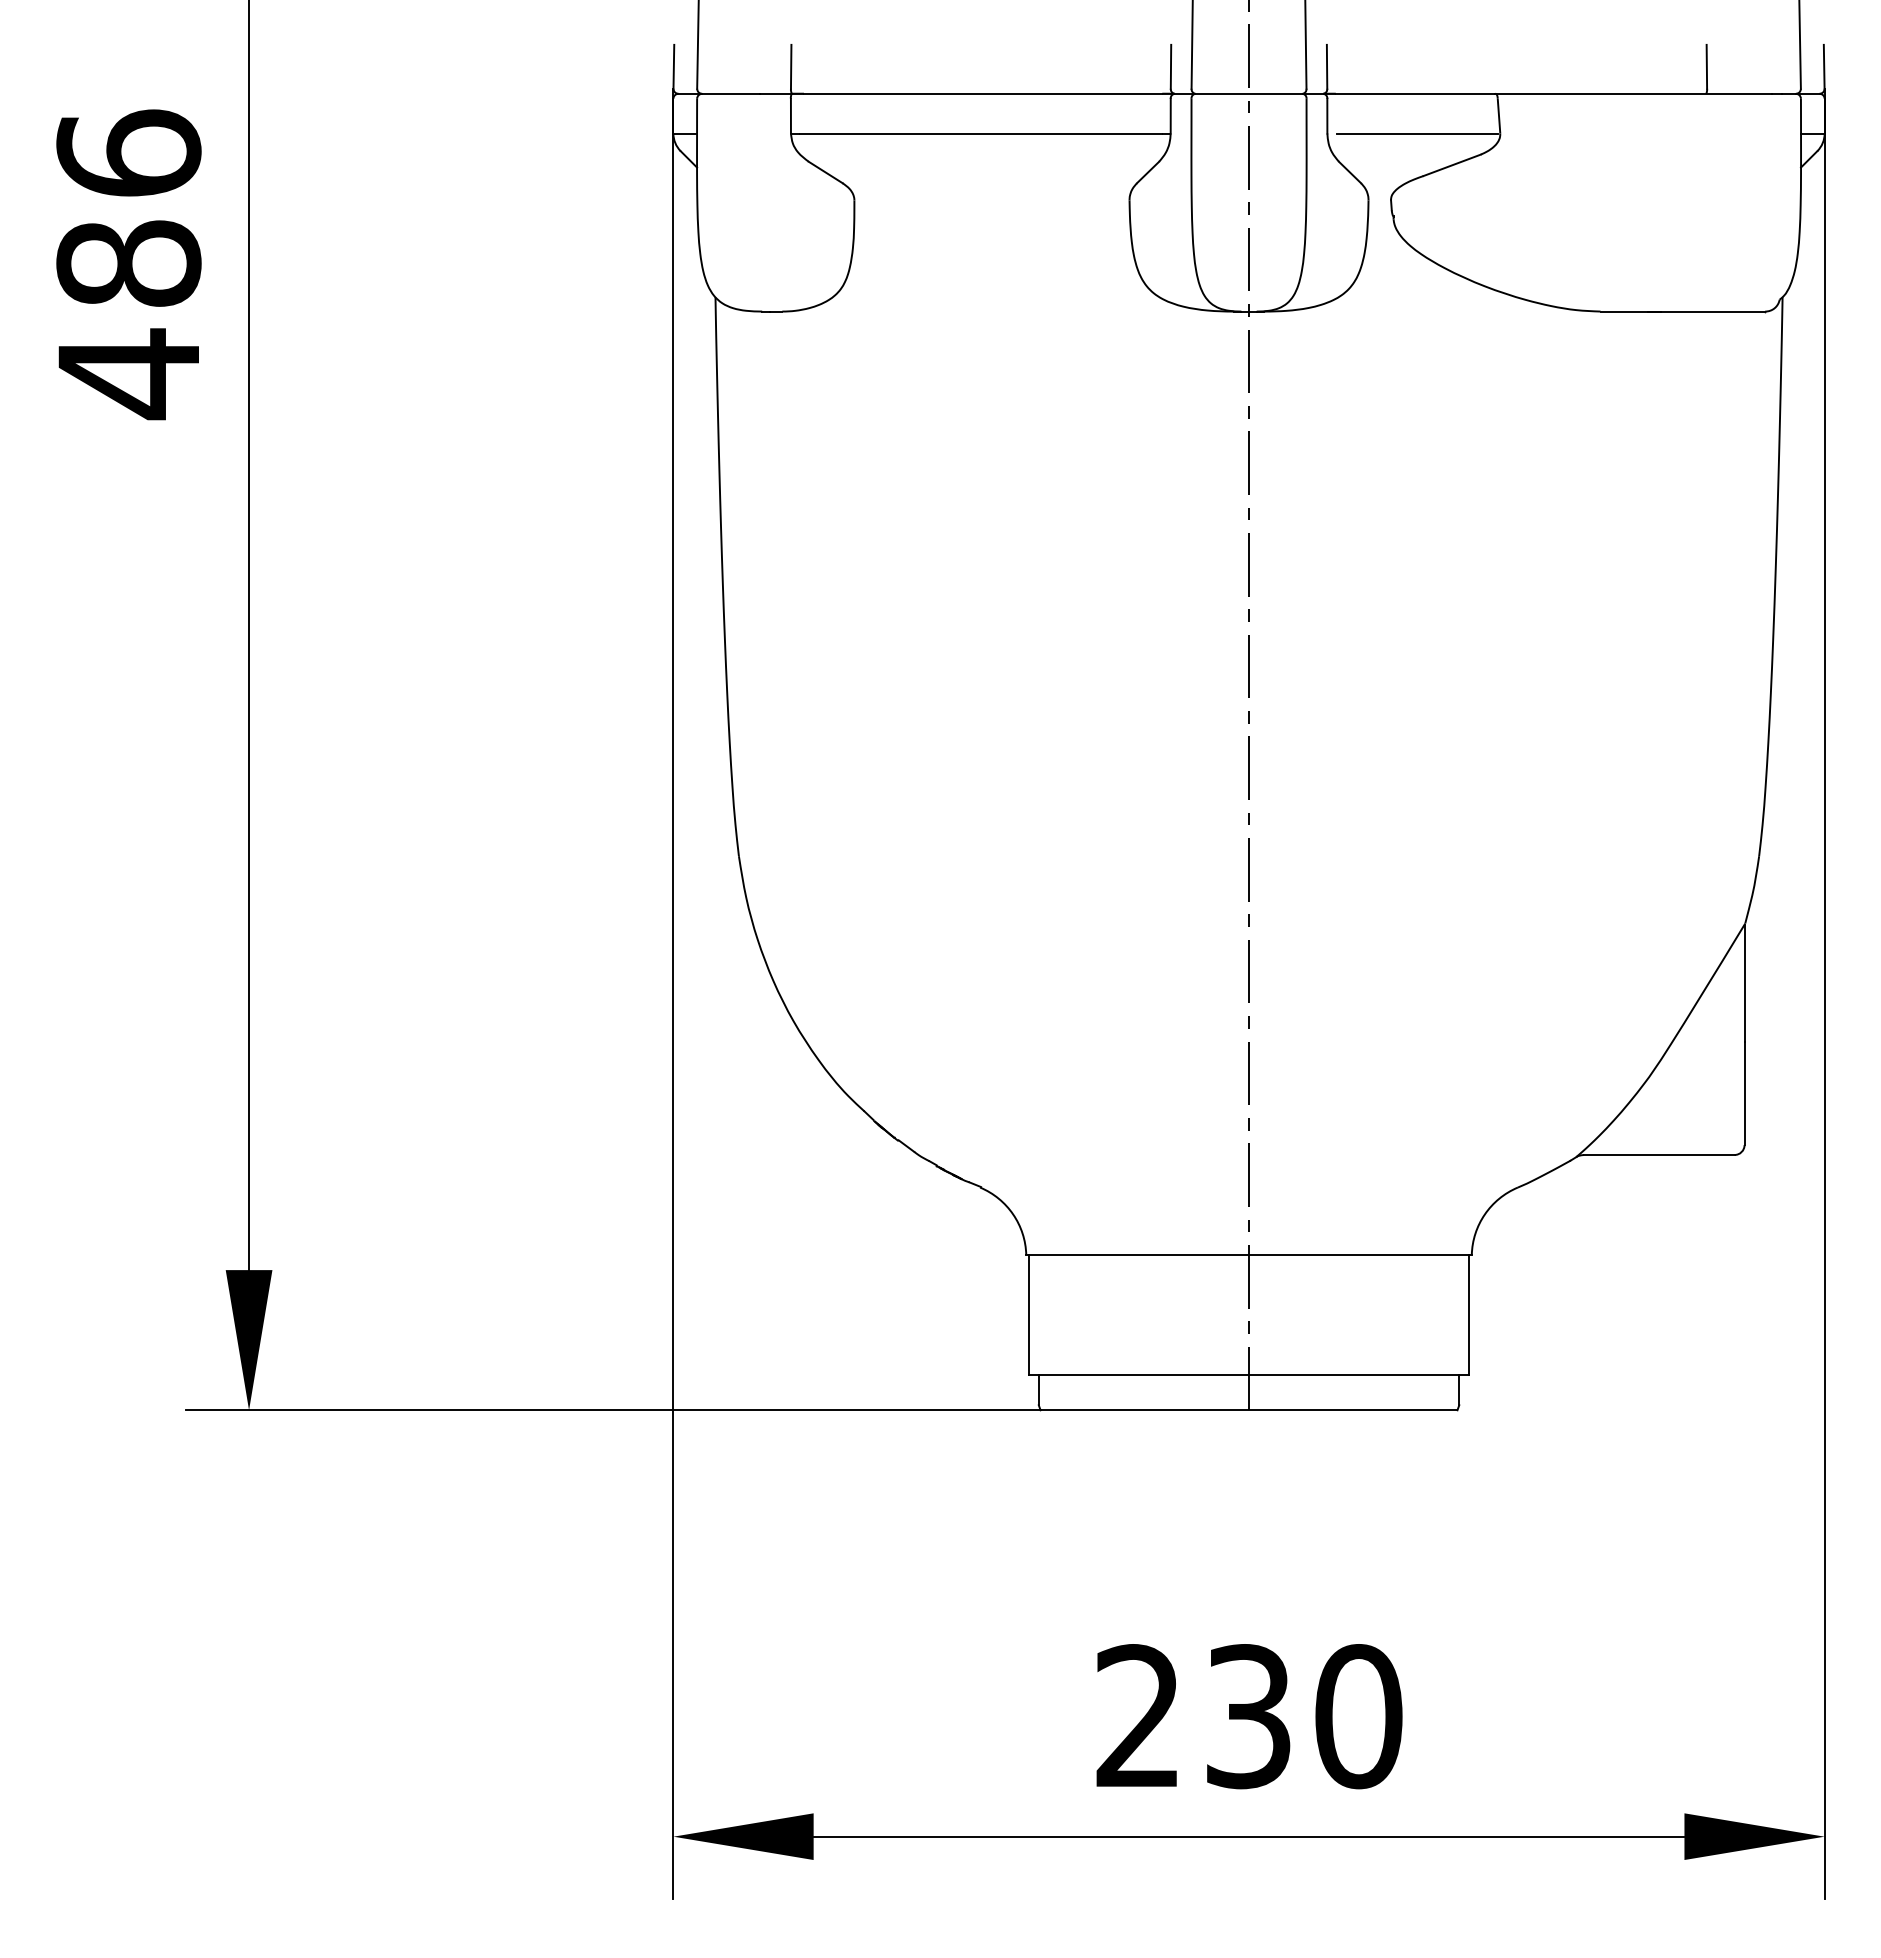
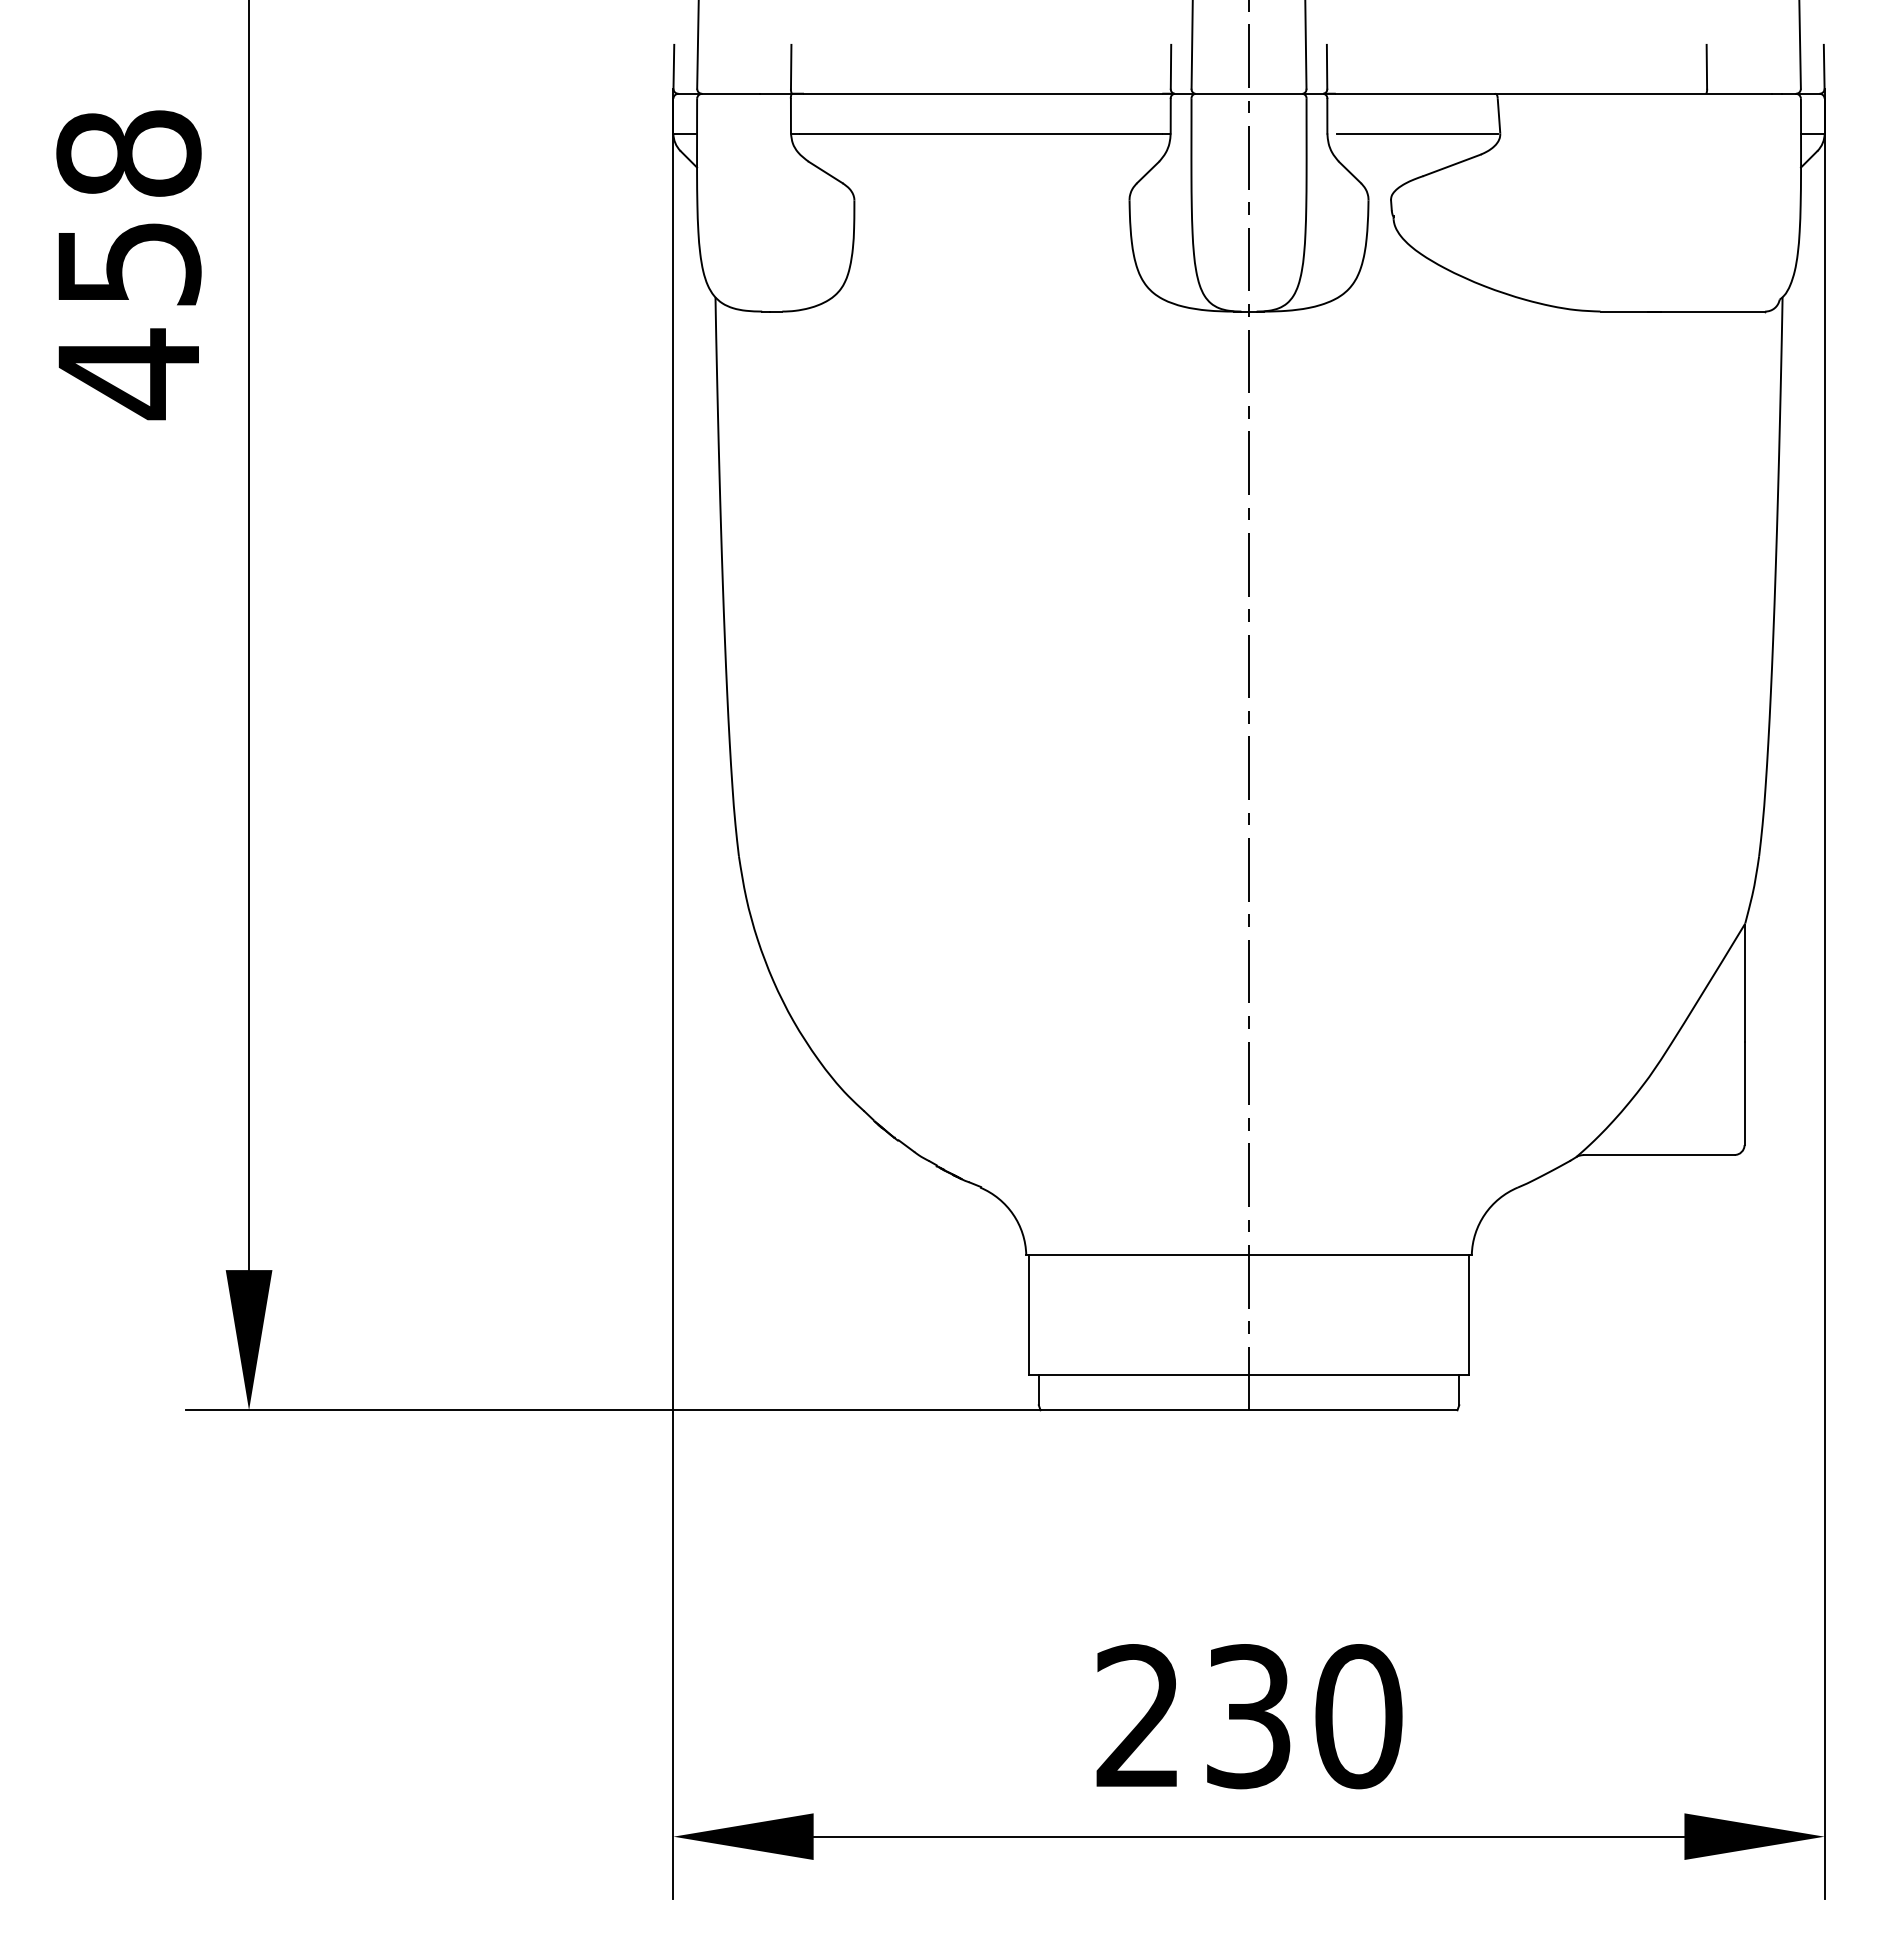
text: 486 -> 458 (128, 207)
